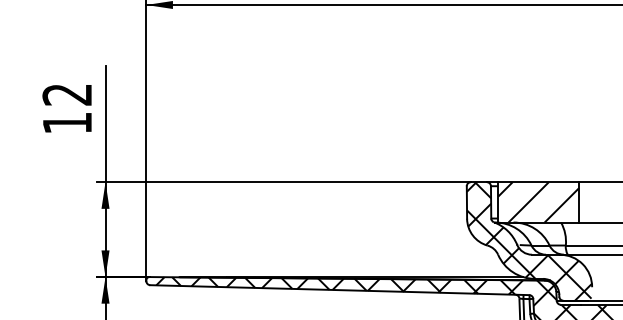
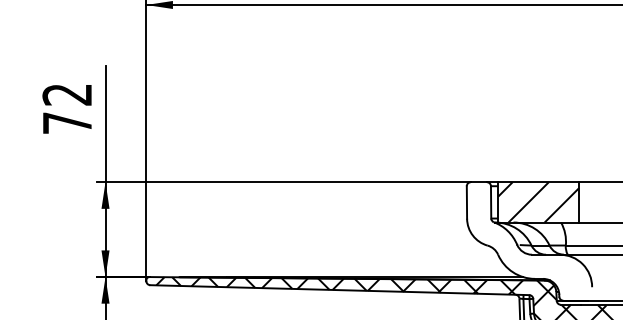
text: 12 -> 72 (67, 122)
hatch: present -> none (528, 241)
